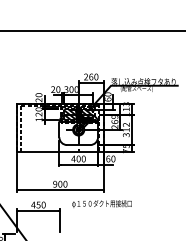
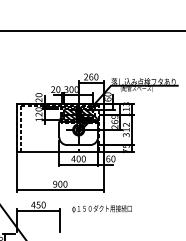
text position: (101, 203) -> (101, 208) (101, 208)
